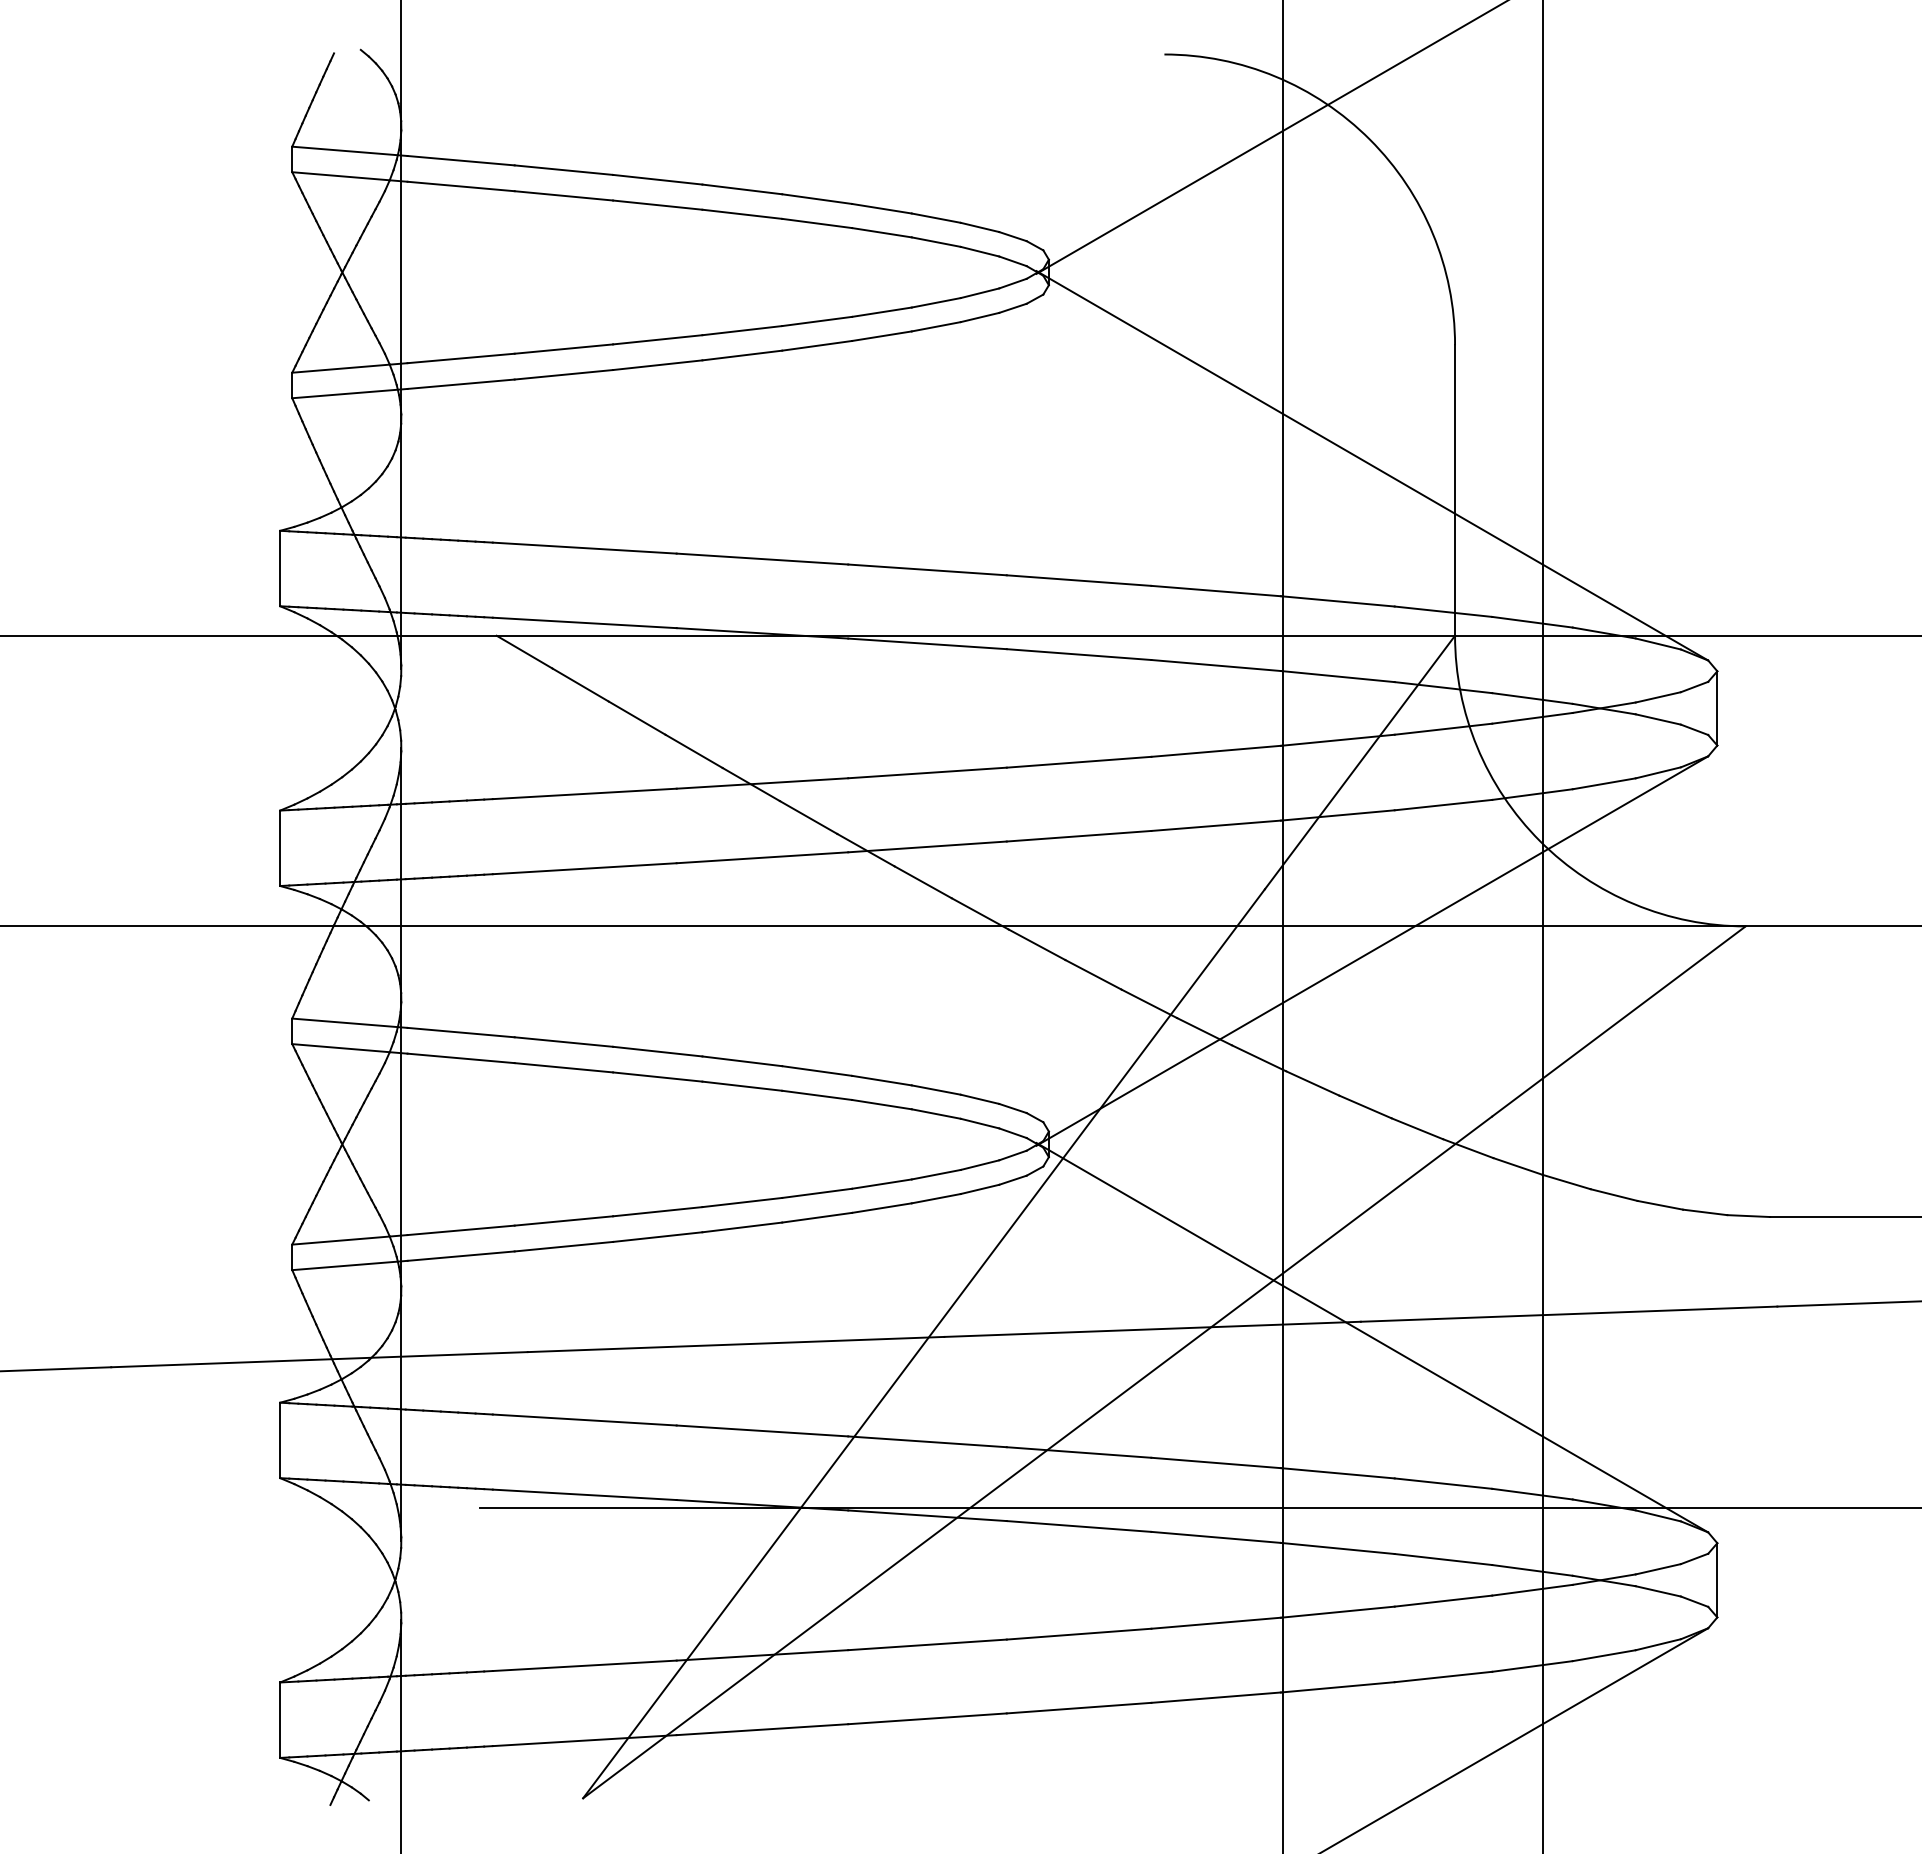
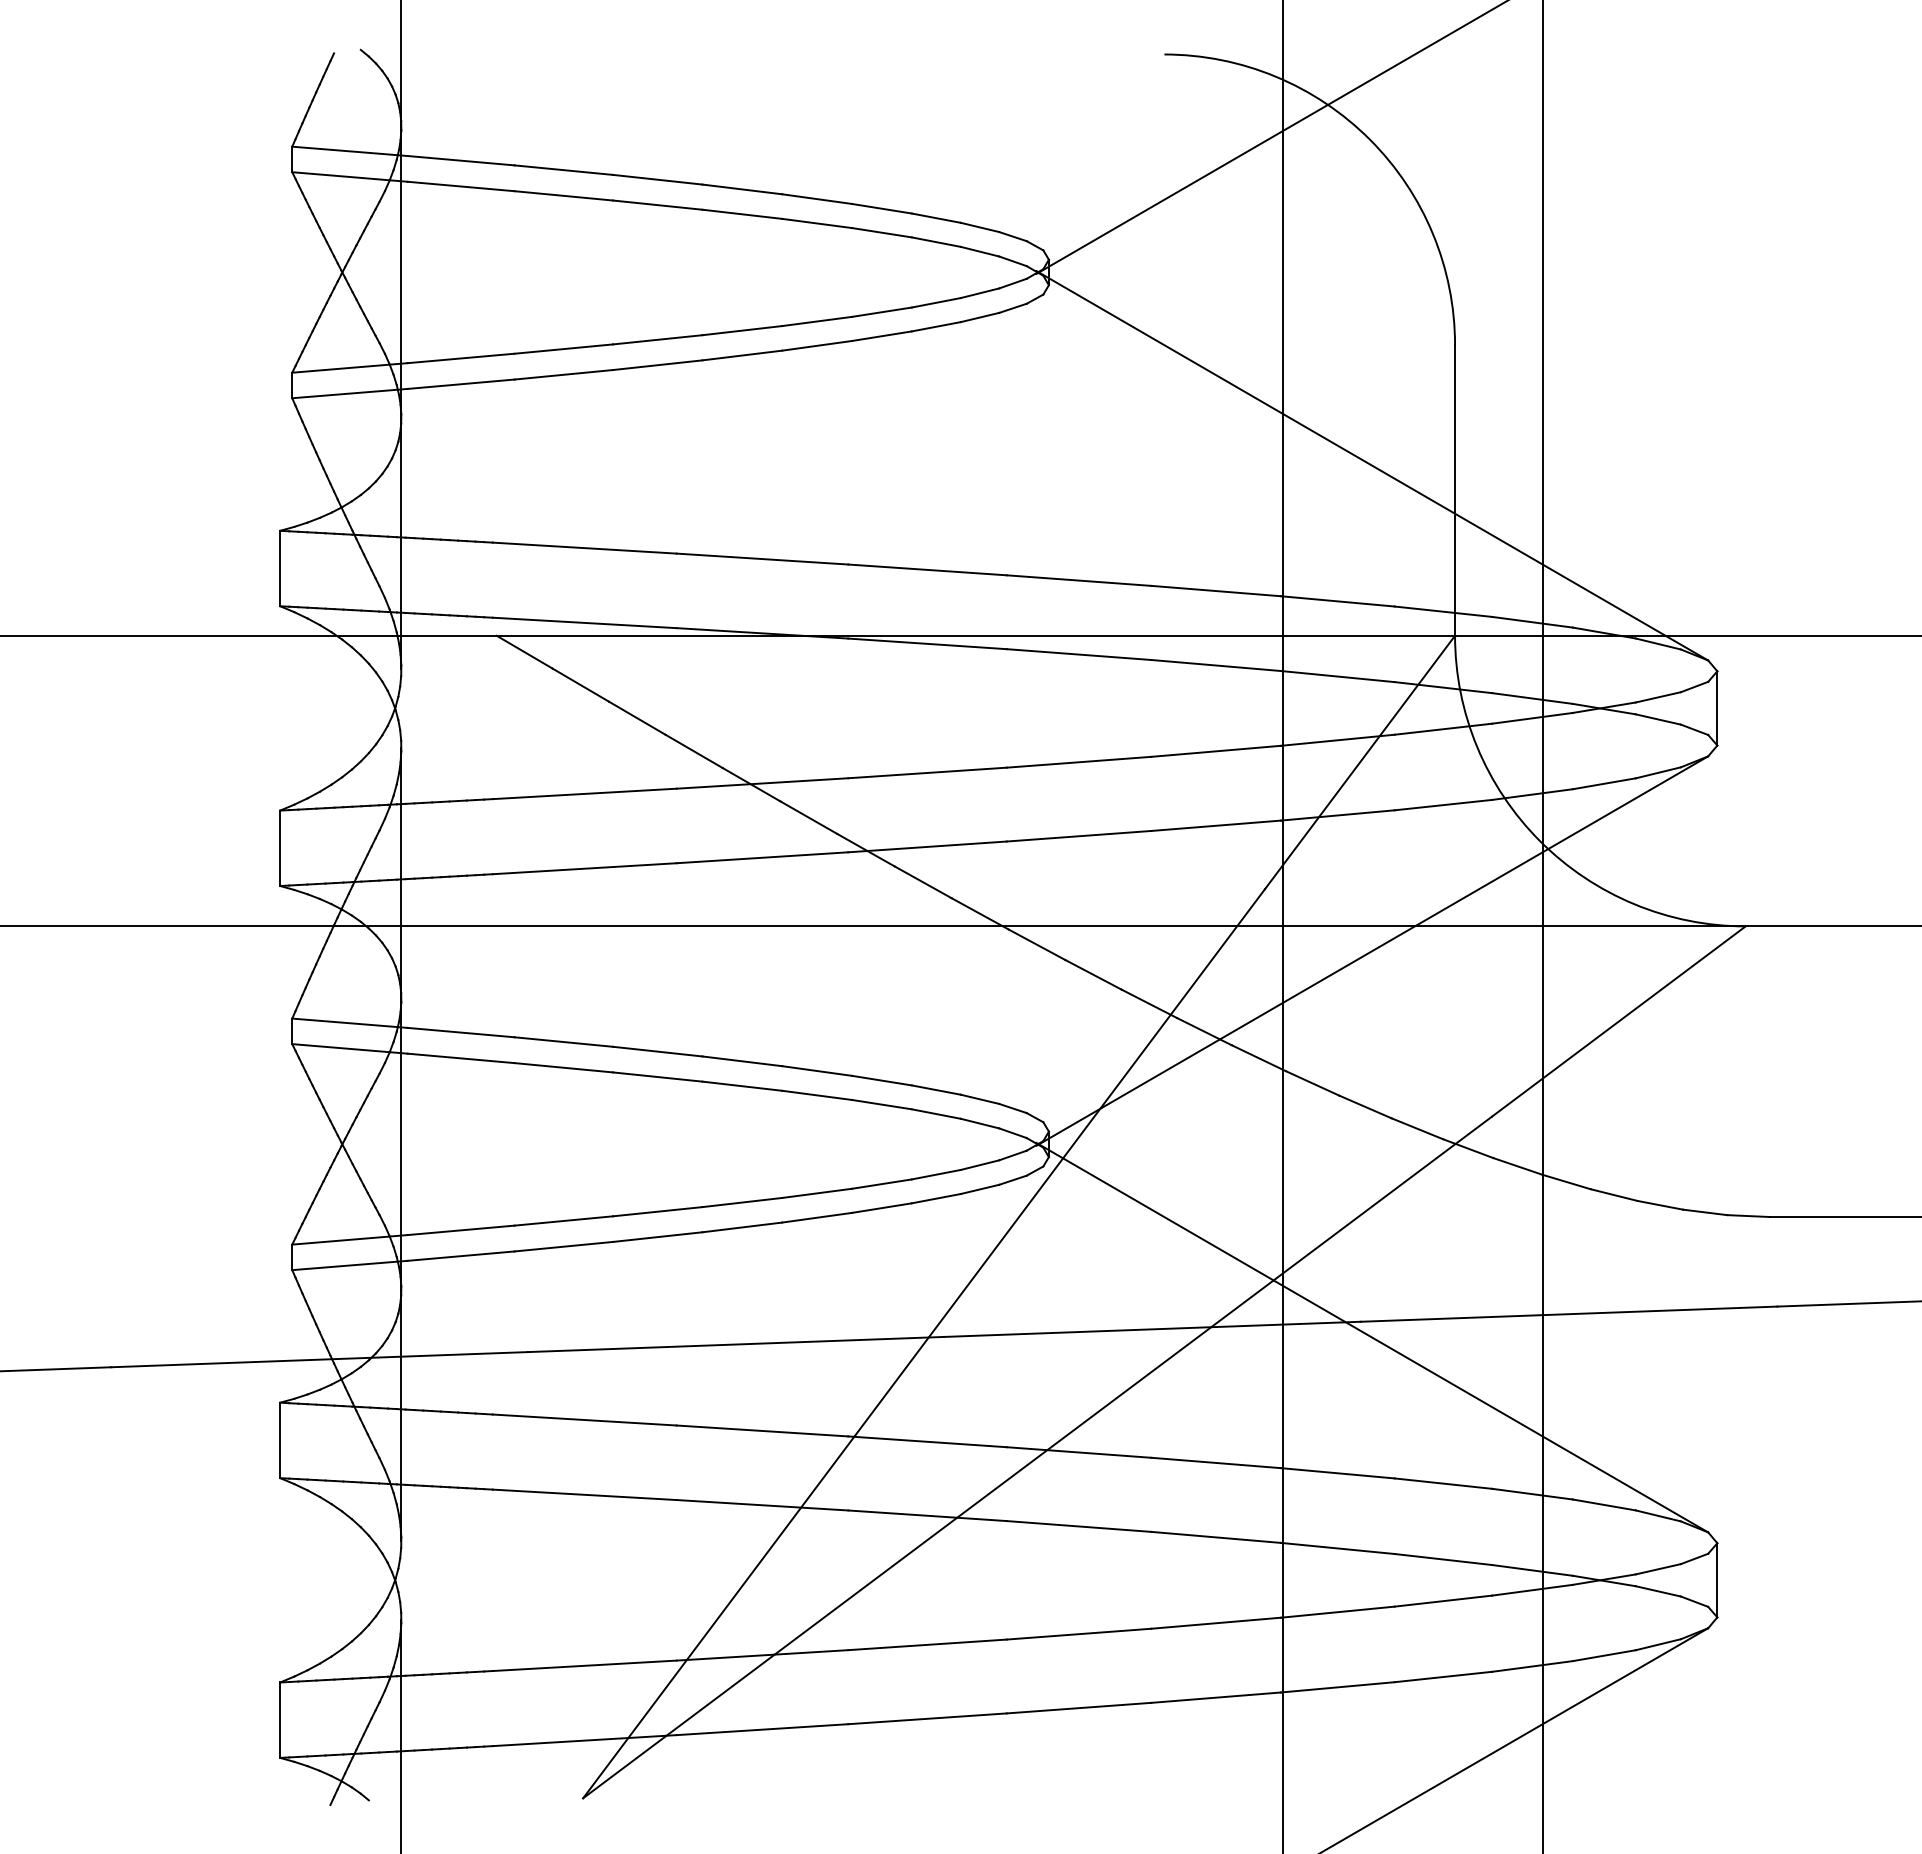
line: present -> none (1199, 1507)
